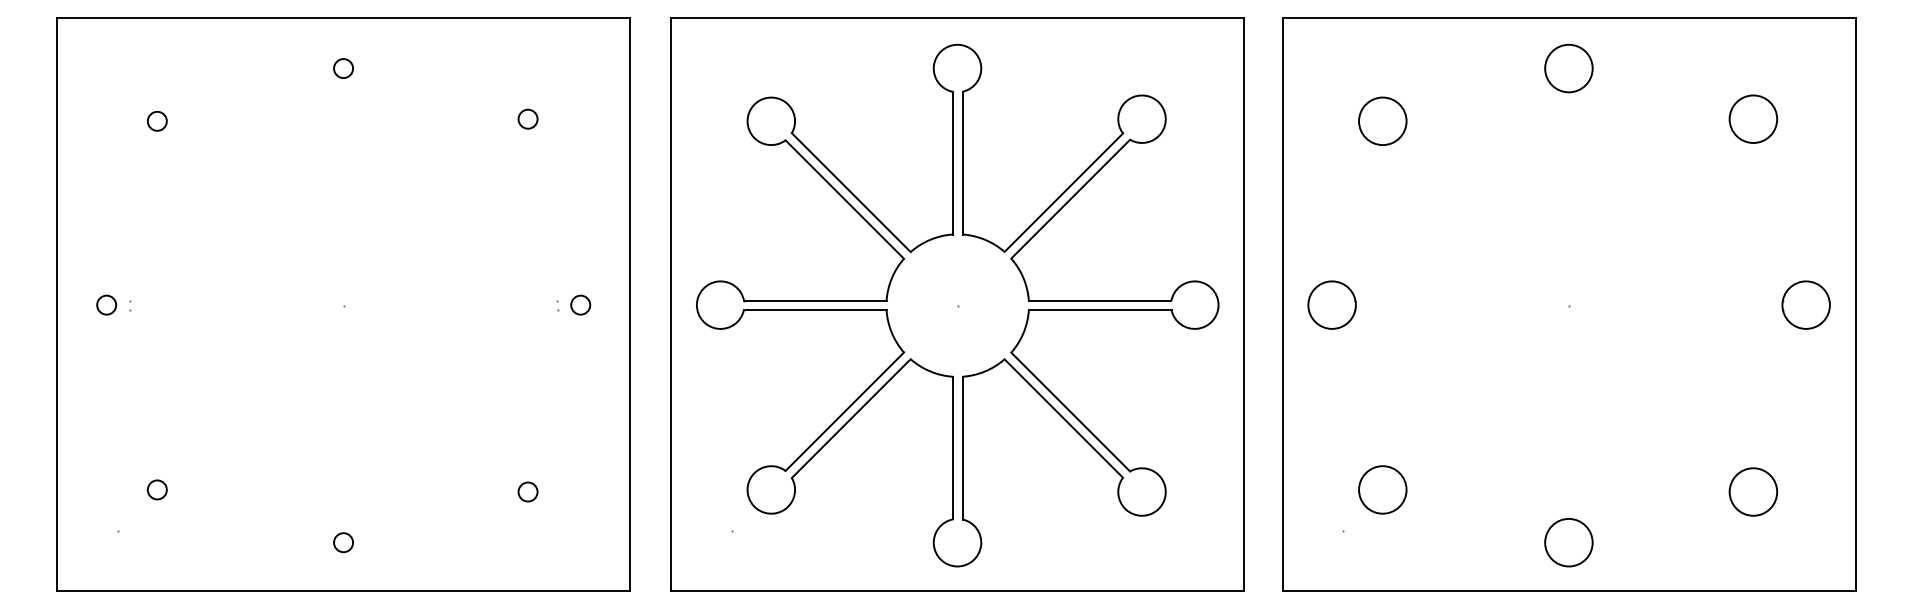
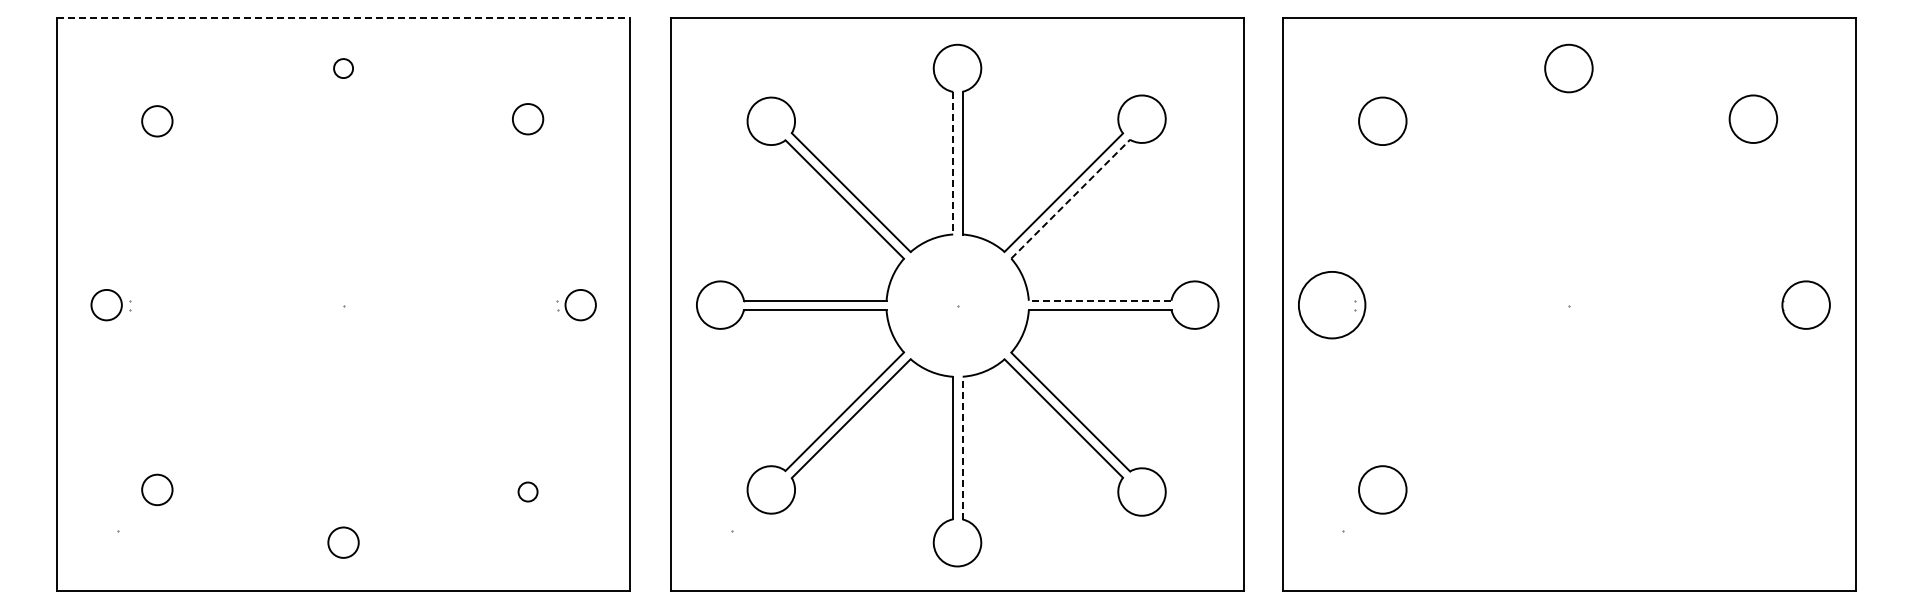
line: solid -> dashed (344, 18)
circle diameter: 19 px -> 30 px (527, 119)
circle diameter: 19 px -> 30 px (157, 121)
line: solid -> dashed (953, 163)
line: solid -> dashed (1071, 198)
line: solid -> dashed (1099, 300)
circle diameter: 19 px -> 30 px (106, 304)
circle diameter: 19 px -> 30 px (580, 304)
circle diameter: 48 px -> 67 px (1331, 304)
line: solid -> dashed (962, 447)
circle diameter: 19 px -> 30 px (157, 489)
circle: present -> none (1753, 491)
circle diameter: 19 px -> 30 px (343, 542)
circle: present -> none (1568, 542)
